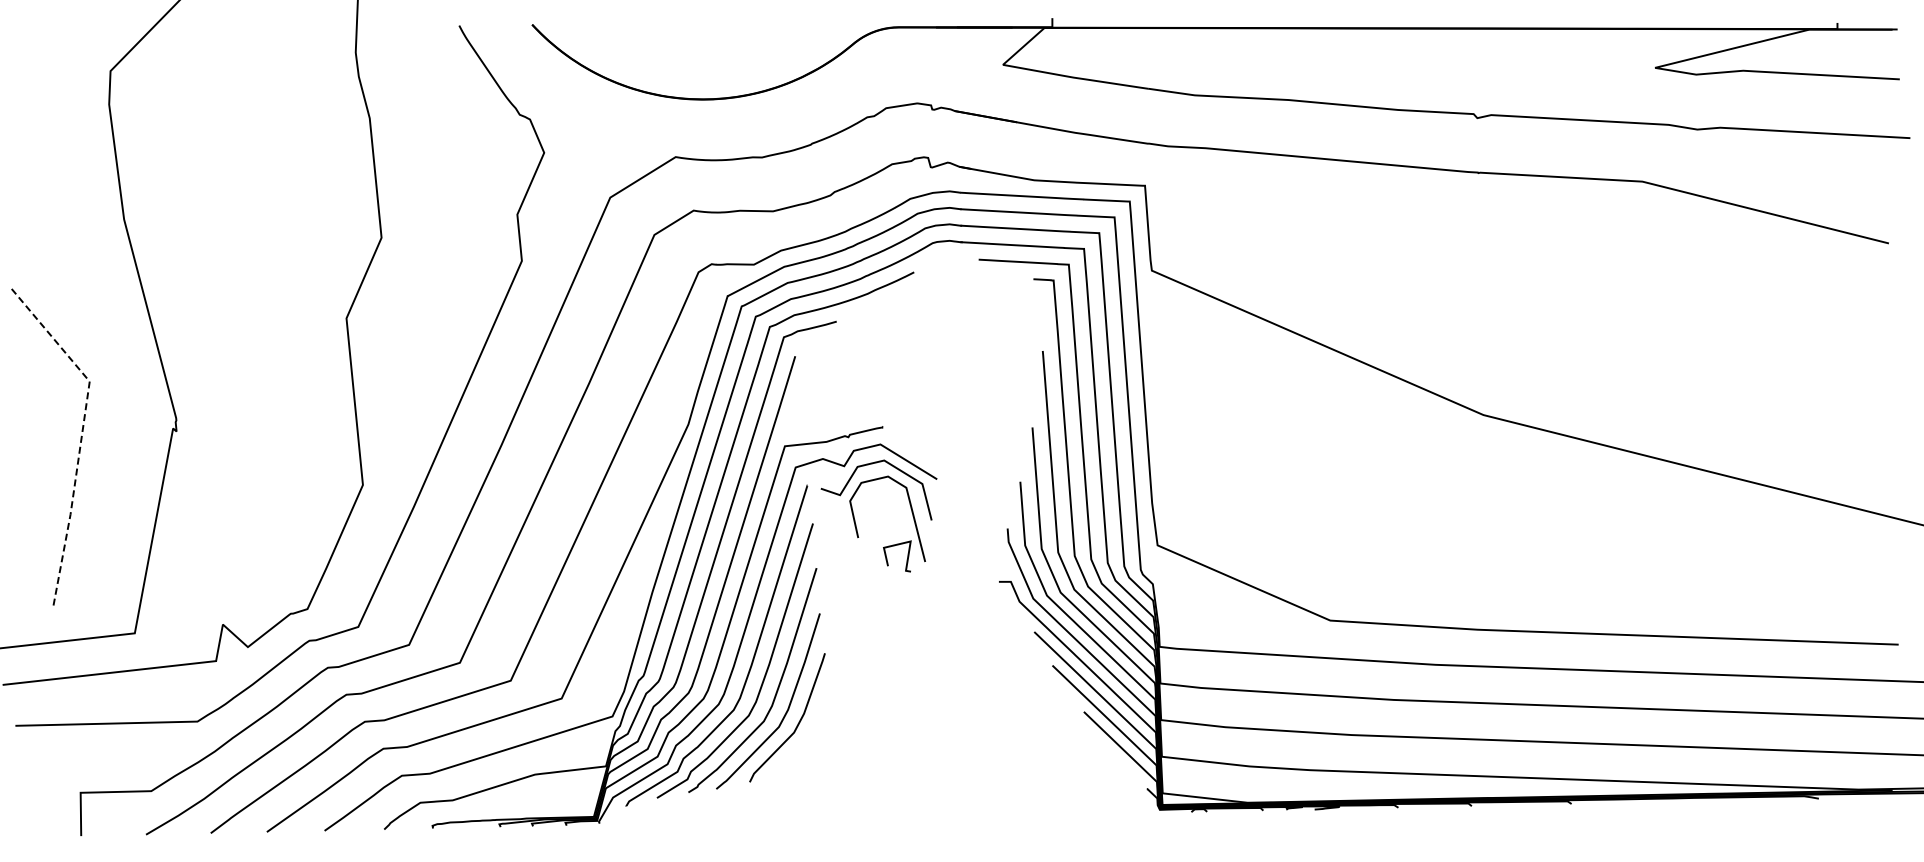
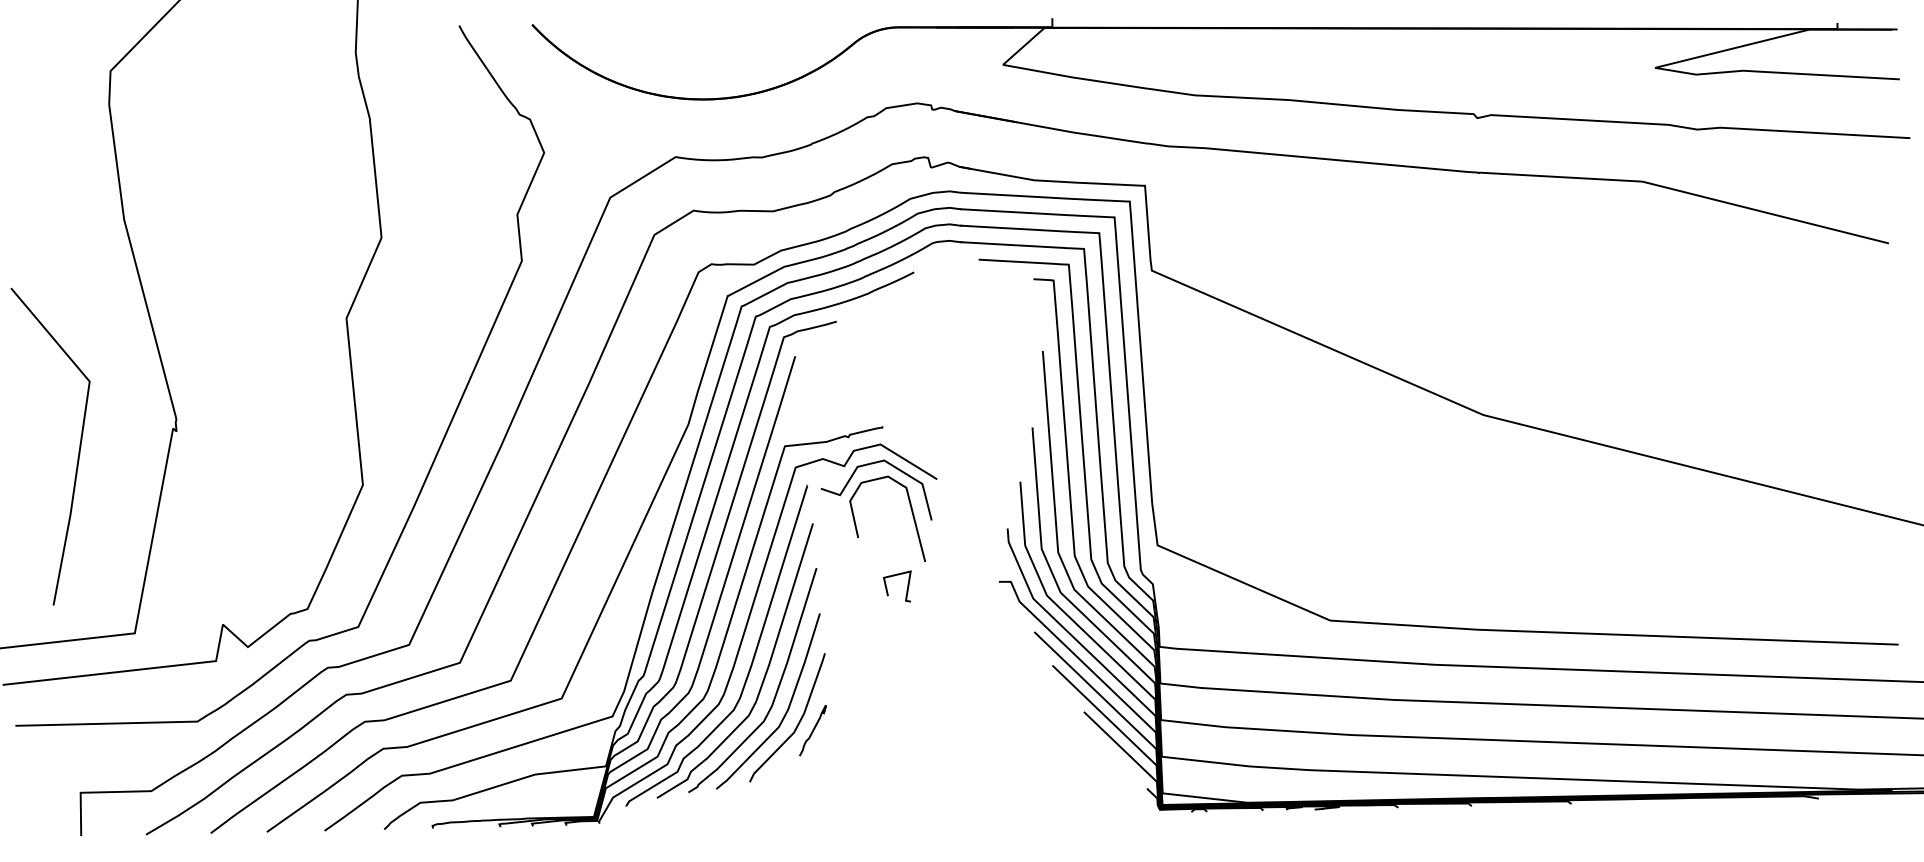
line: dashed -> solid (82, 432)
curve position: (906, 559) -> (906, 589) (906, 589)
curve: none -> present (812, 730)
